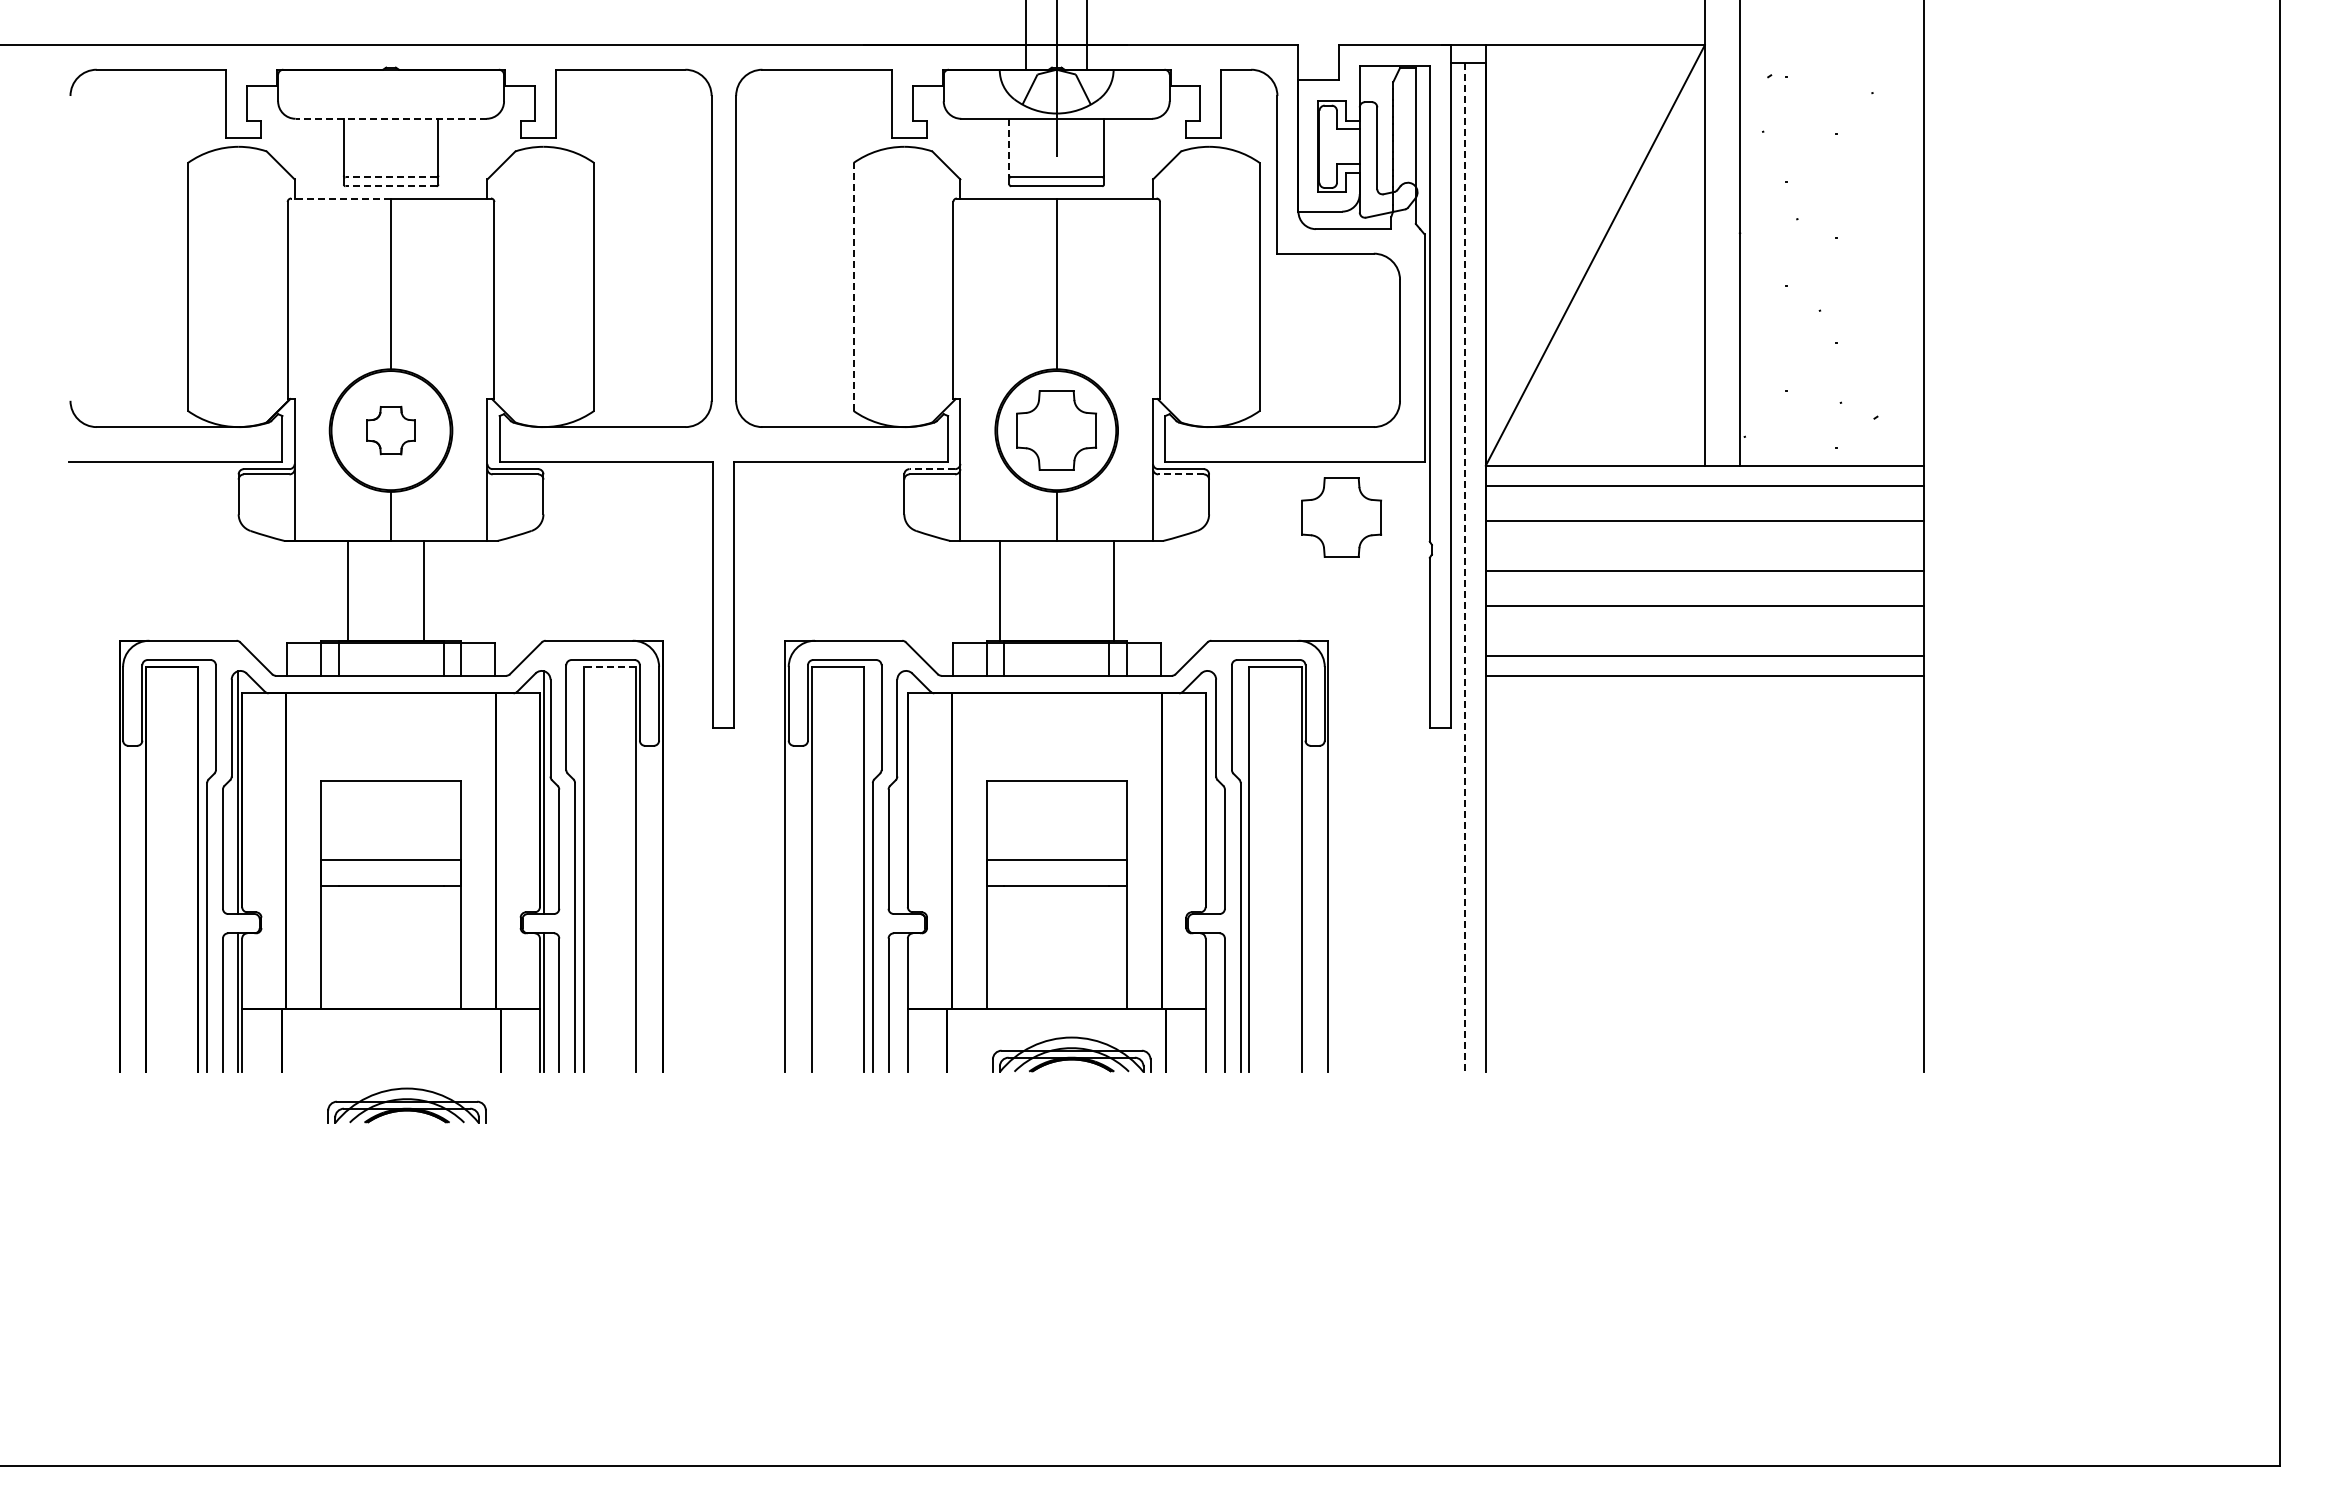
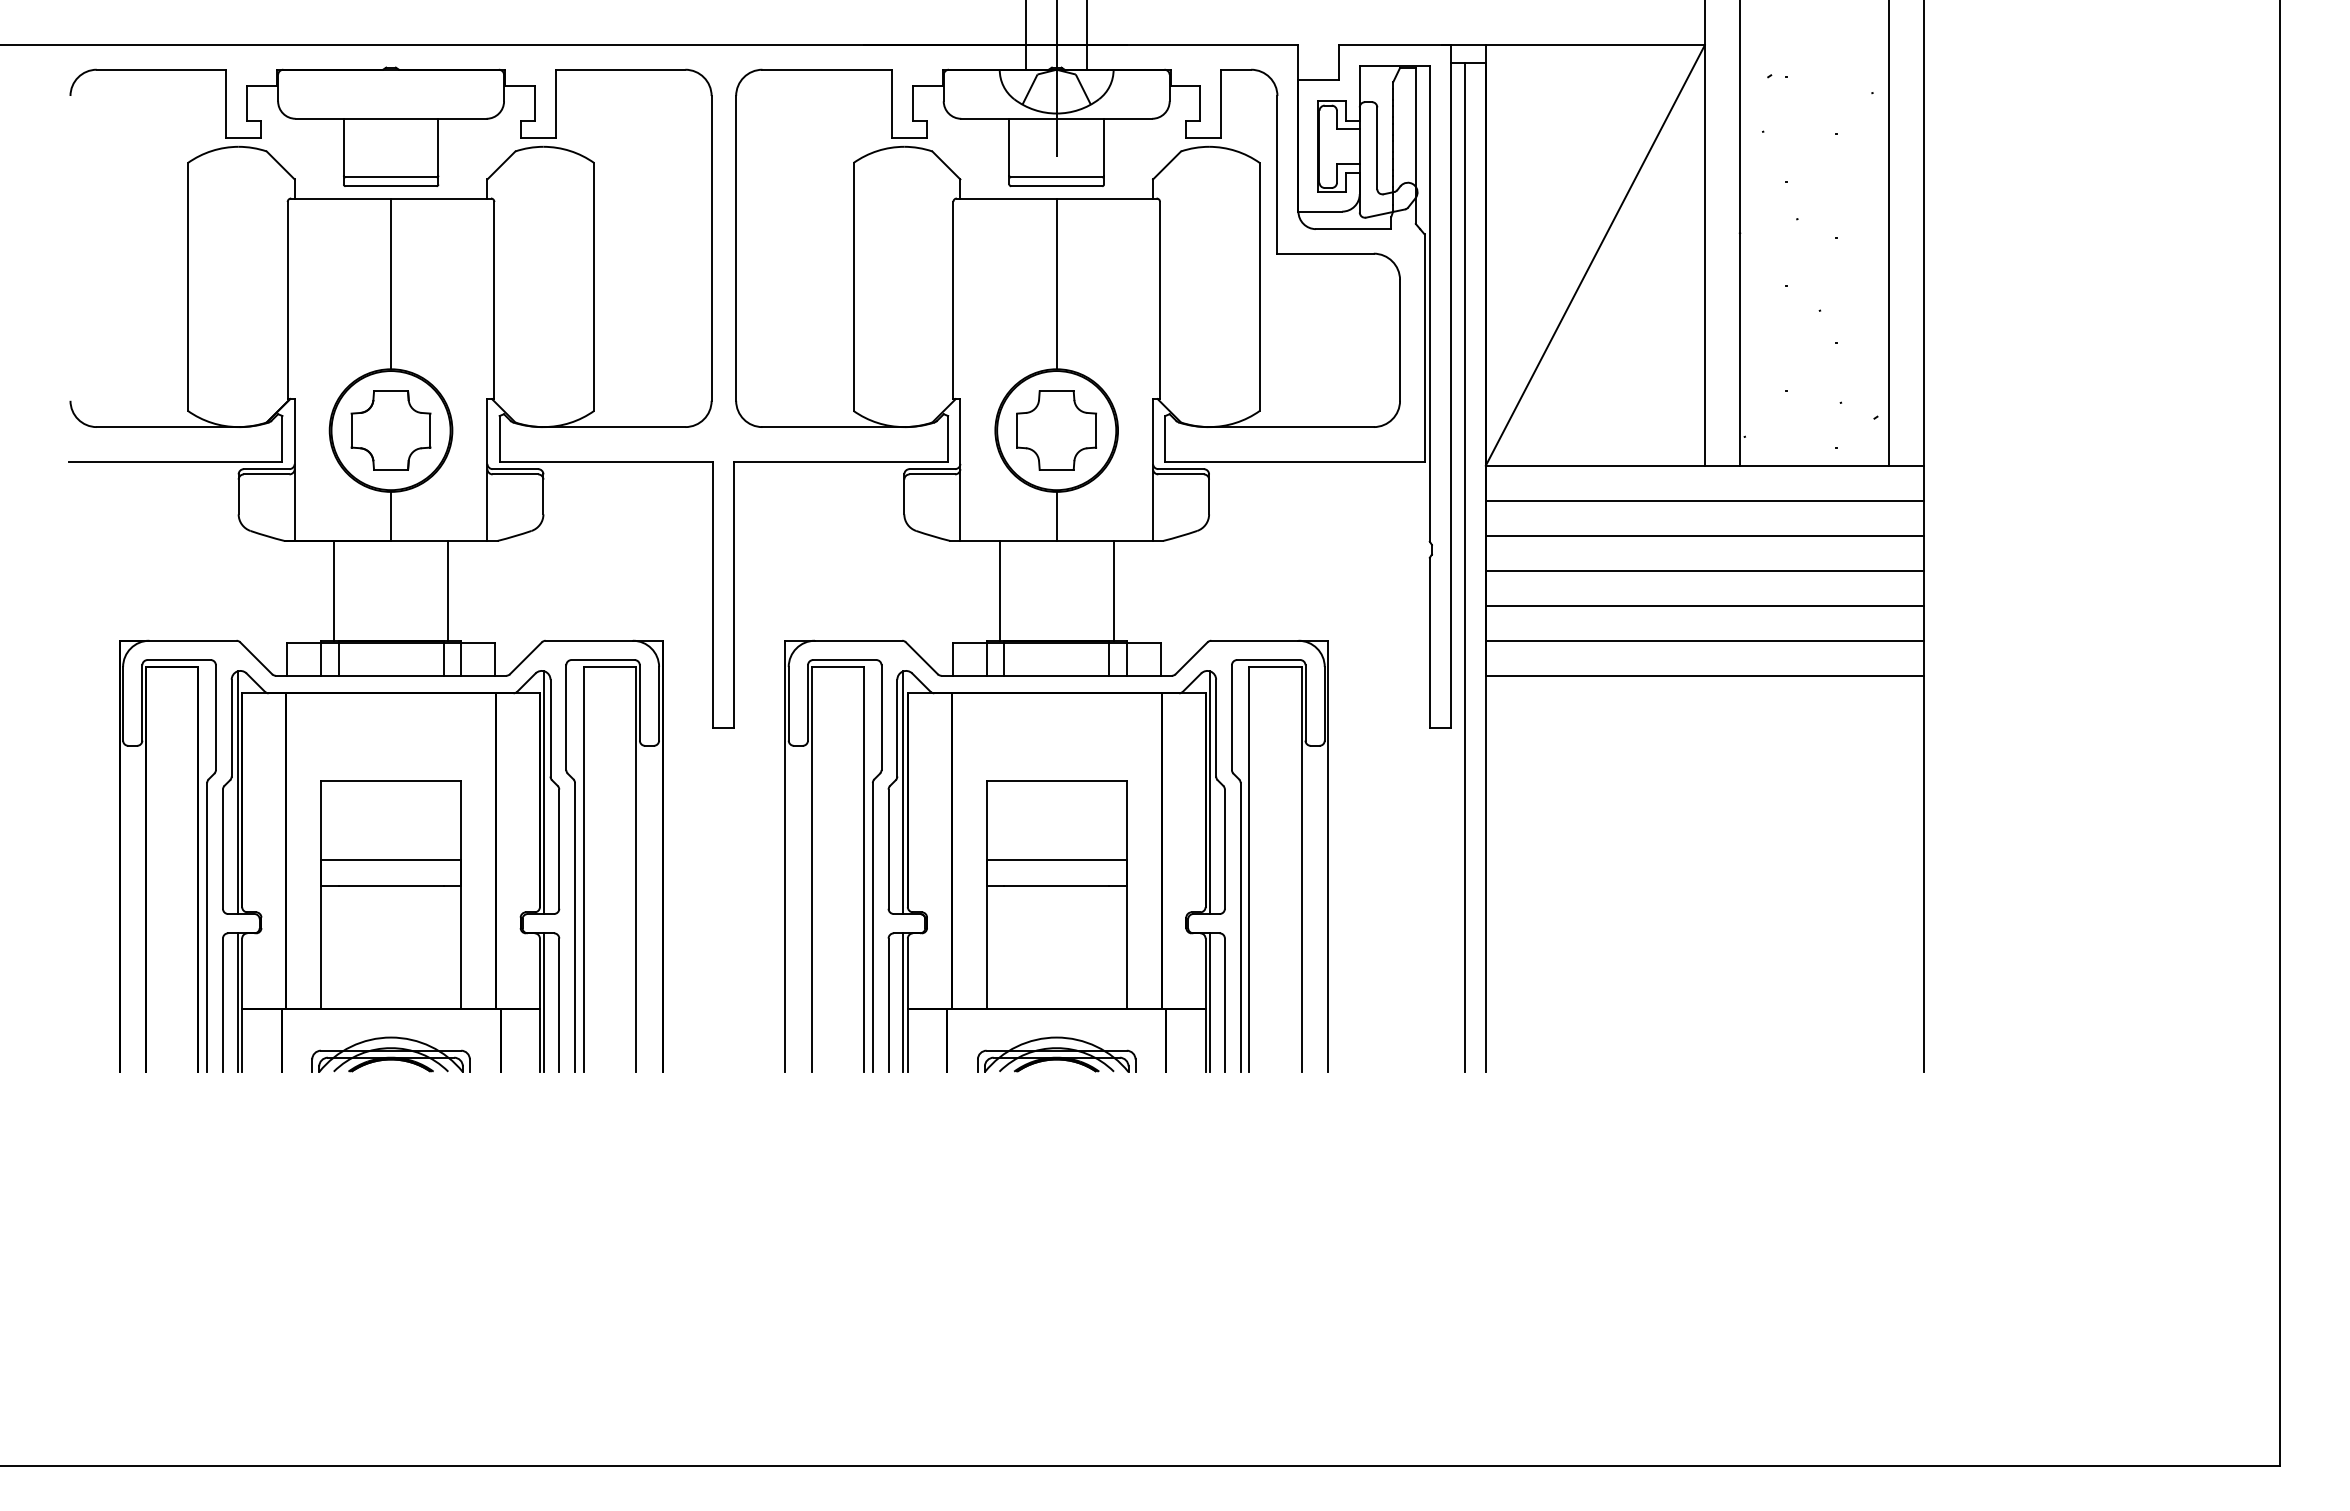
line: dashed -> solid (390, 118)
line: dashed -> solid (1009, 147)
line: dashed -> solid (391, 177)
line: dashed -> solid (391, 186)
line: dashed -> solid (341, 198)
line: none -> present (1888, 233)
line: dashed -> solid (853, 286)
part size: 50x51 px -> 82x81 px (390, 430)
line: dashed -> solid (932, 469)
line: dashed -> solid (1181, 474)
line position: (1704, 485) -> (1704, 500) (1704, 500)
part: present -> none (1341, 517)
line position: (1704, 520) -> (1704, 535) (1704, 535)
line: dashed -> solid (1464, 567)
line position: (348, 590) -> (334, 590) (334, 590)
line position: (424, 590) -> (448, 590) (448, 590)
line position: (1704, 655) -> (1704, 640) (1704, 640)
line: dashed -> solid (609, 667)
line: none -> present (903, 792)
line: none -> present (1210, 792)
line: none -> present (903, 1002)
line: none -> present (1210, 1002)
part position: (1071, 1054) -> (1056, 1054) (1056, 1054)
part position: (406, 1105) -> (390, 1054) (390, 1054)
